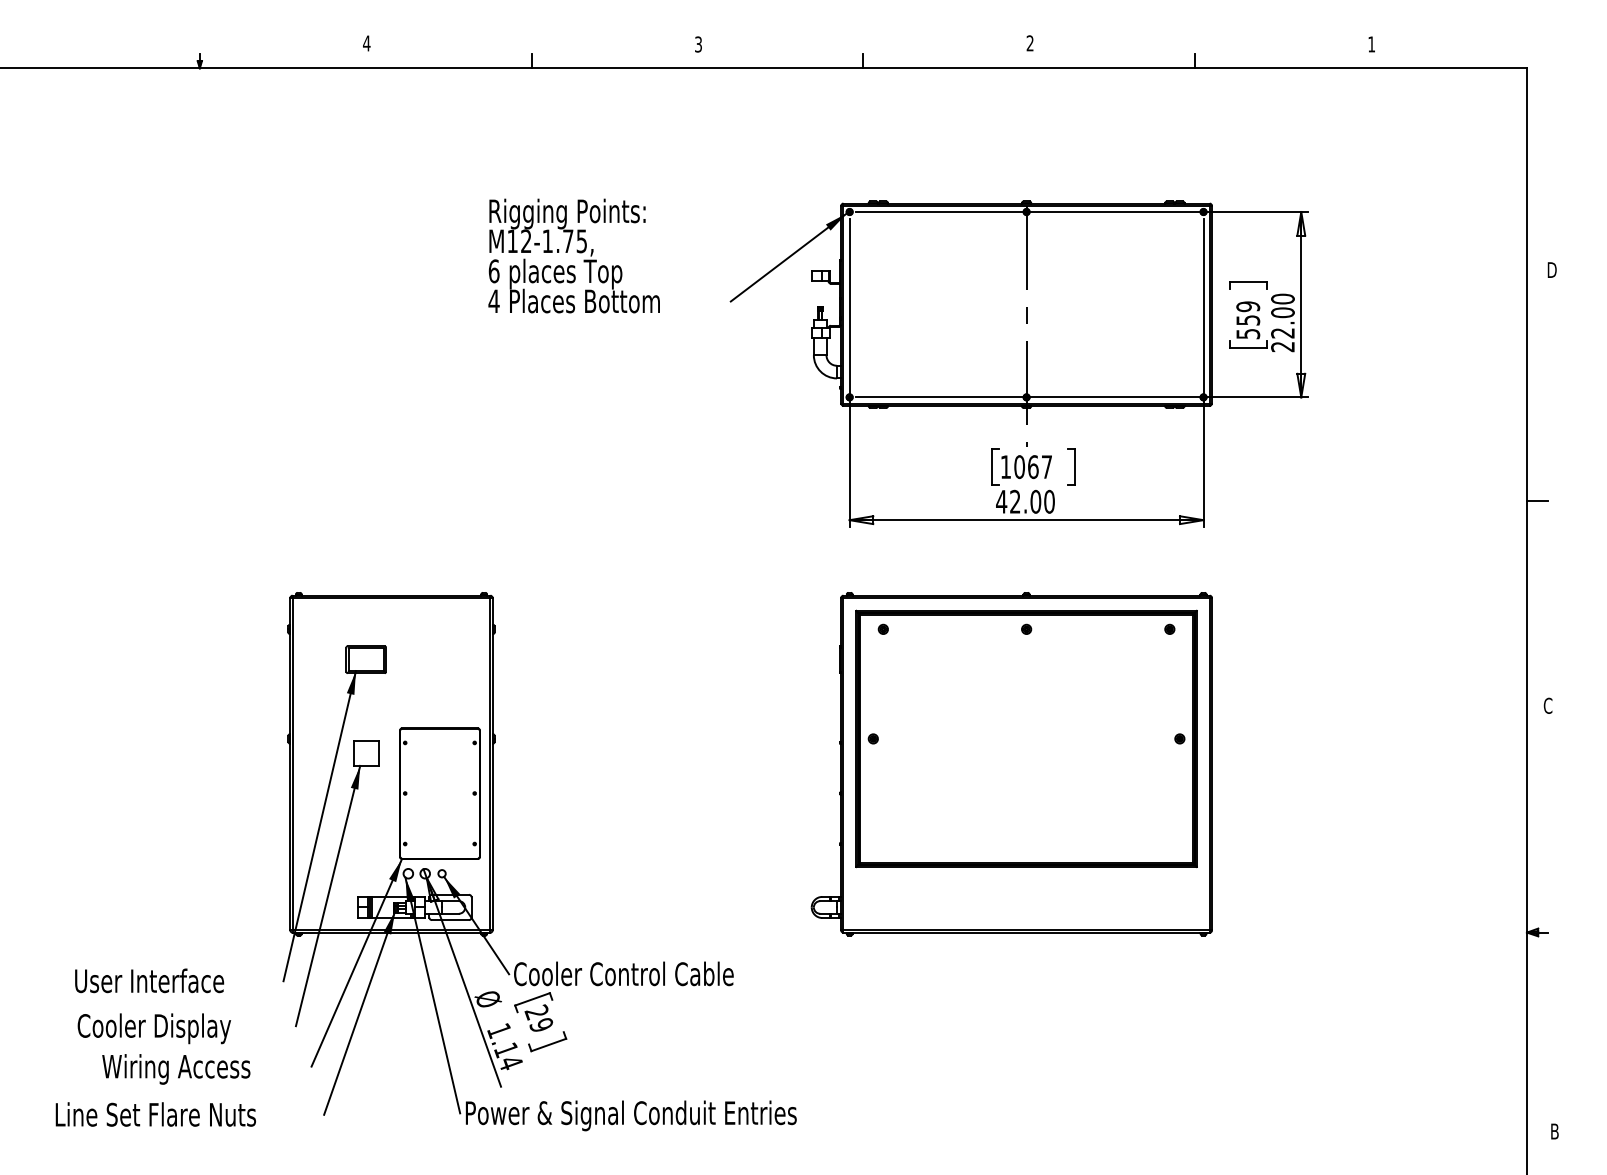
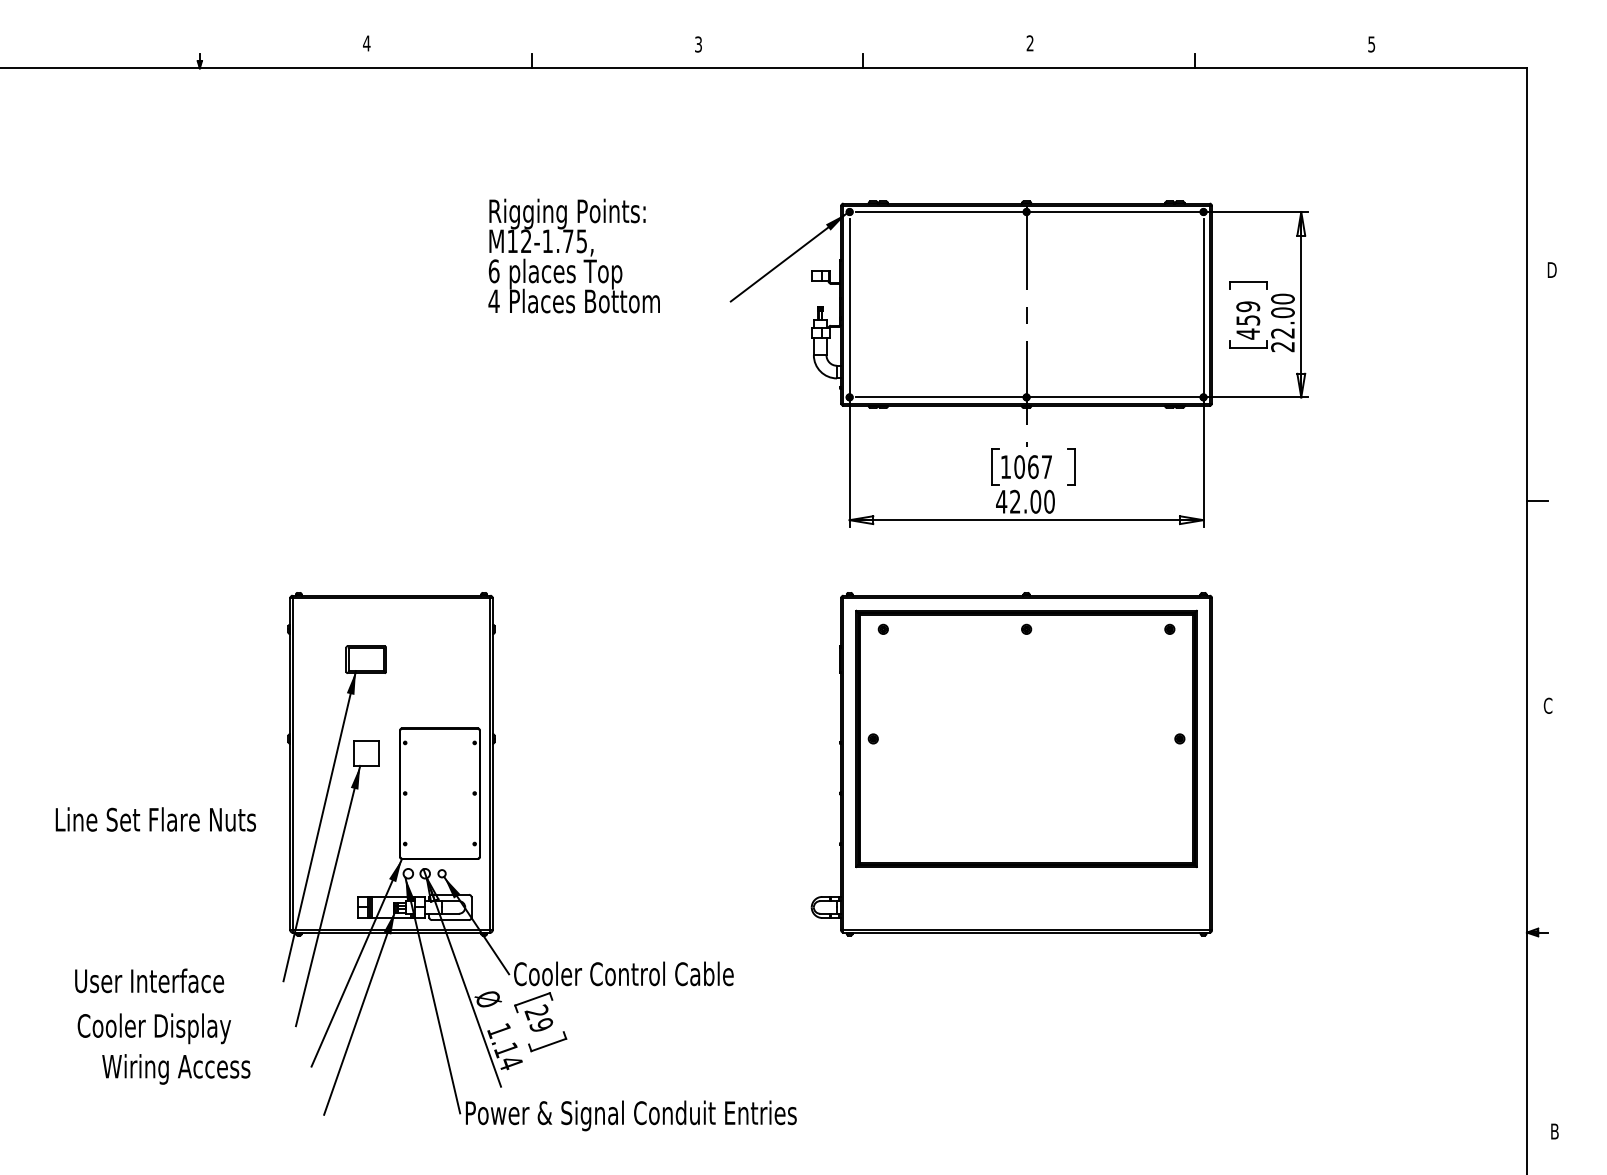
text: 1 -> 5 (1371, 44)
text: 559 -> 459 (1248, 333)
text position: (155, 1114) -> (155, 819) (155, 819)
